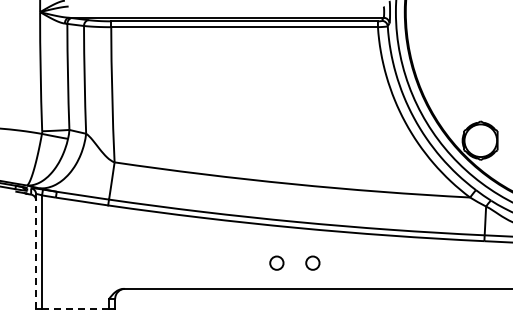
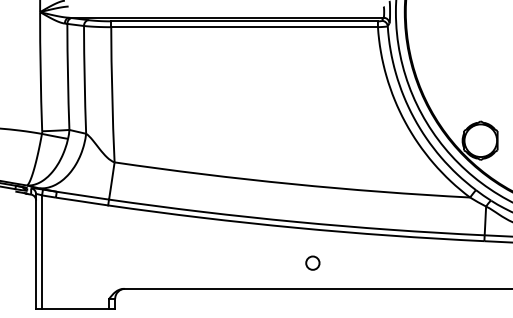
line: dashed -> solid (36, 251)
circle: present -> none (276, 262)
line: dashed -> solid (75, 308)
